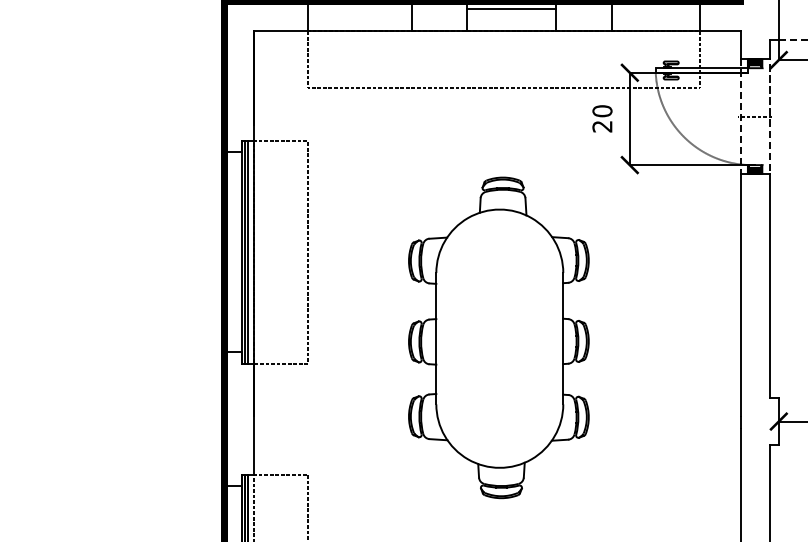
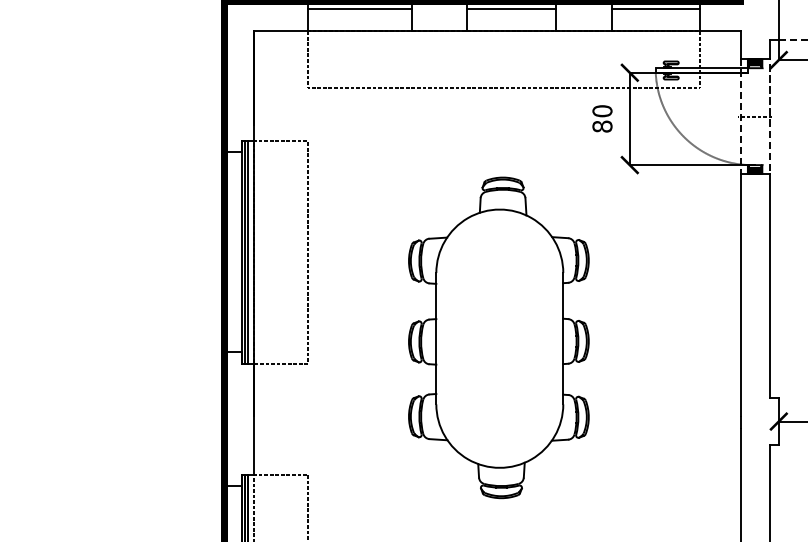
line: none -> present (359, 8)
line: none -> present (656, 8)
text: 20 -> 80 (602, 126)
